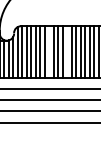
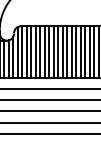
line: none -> present (49, 51)
line: none -> present (67, 51)
line: none -> present (49, 133)
